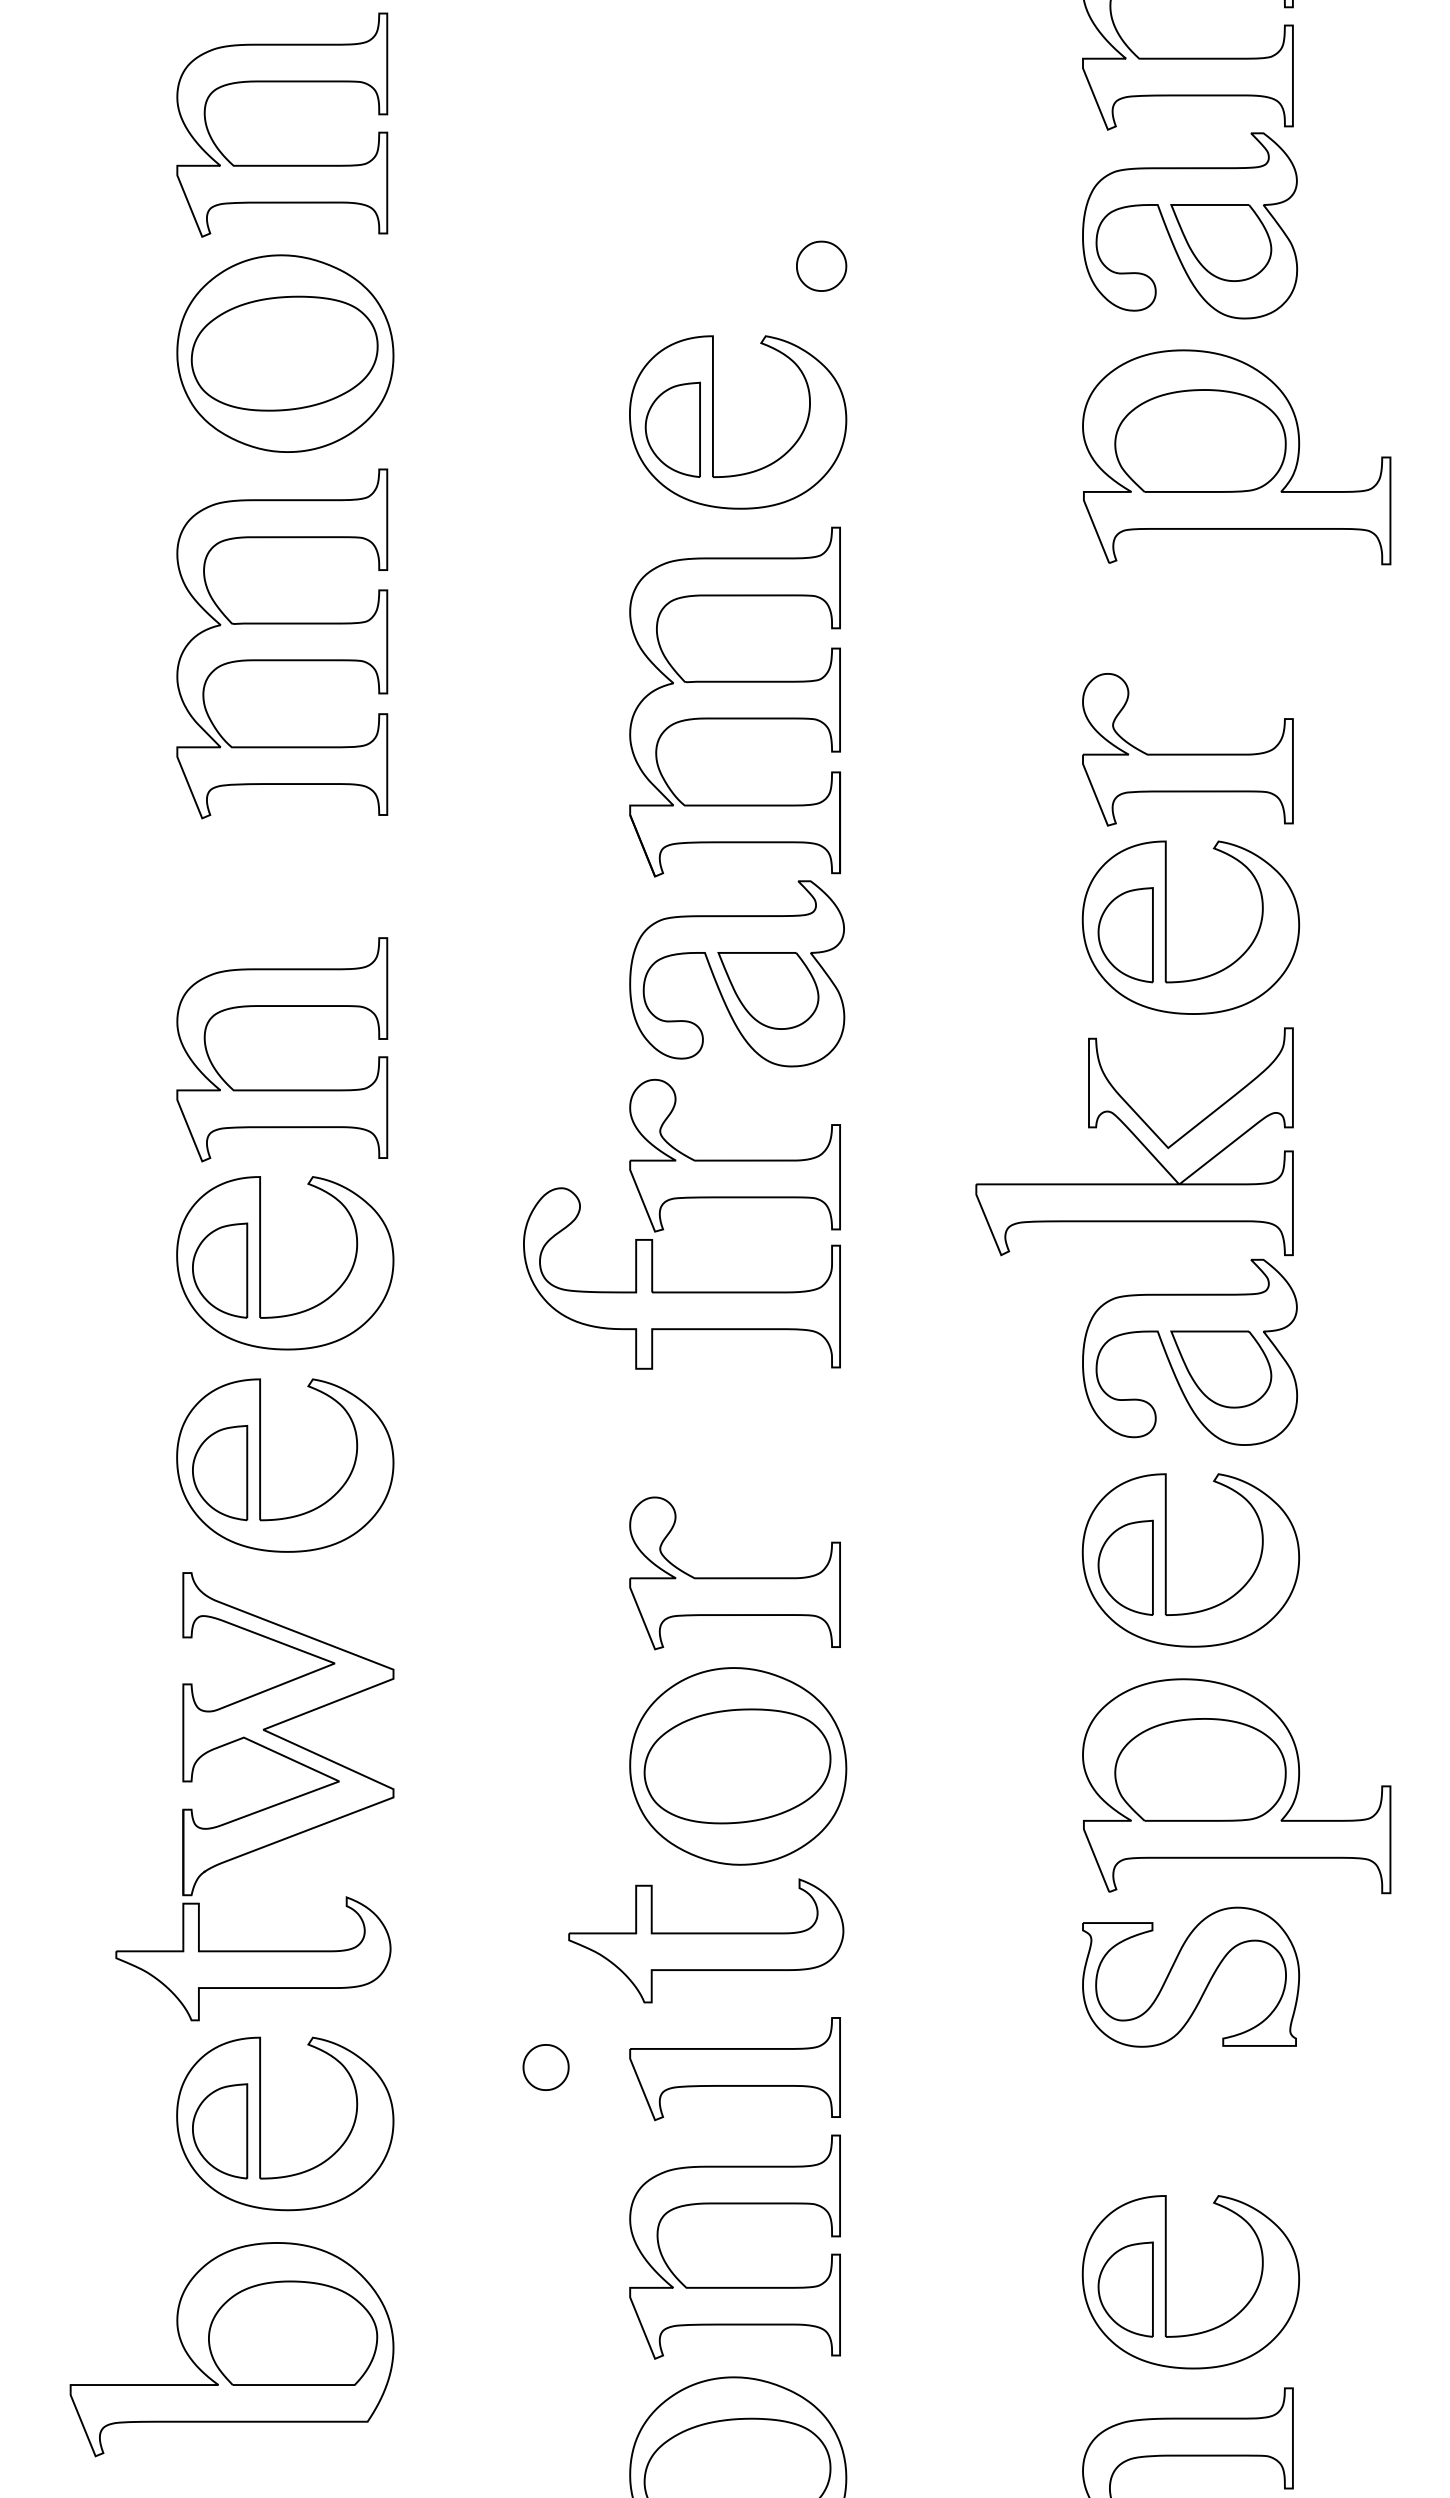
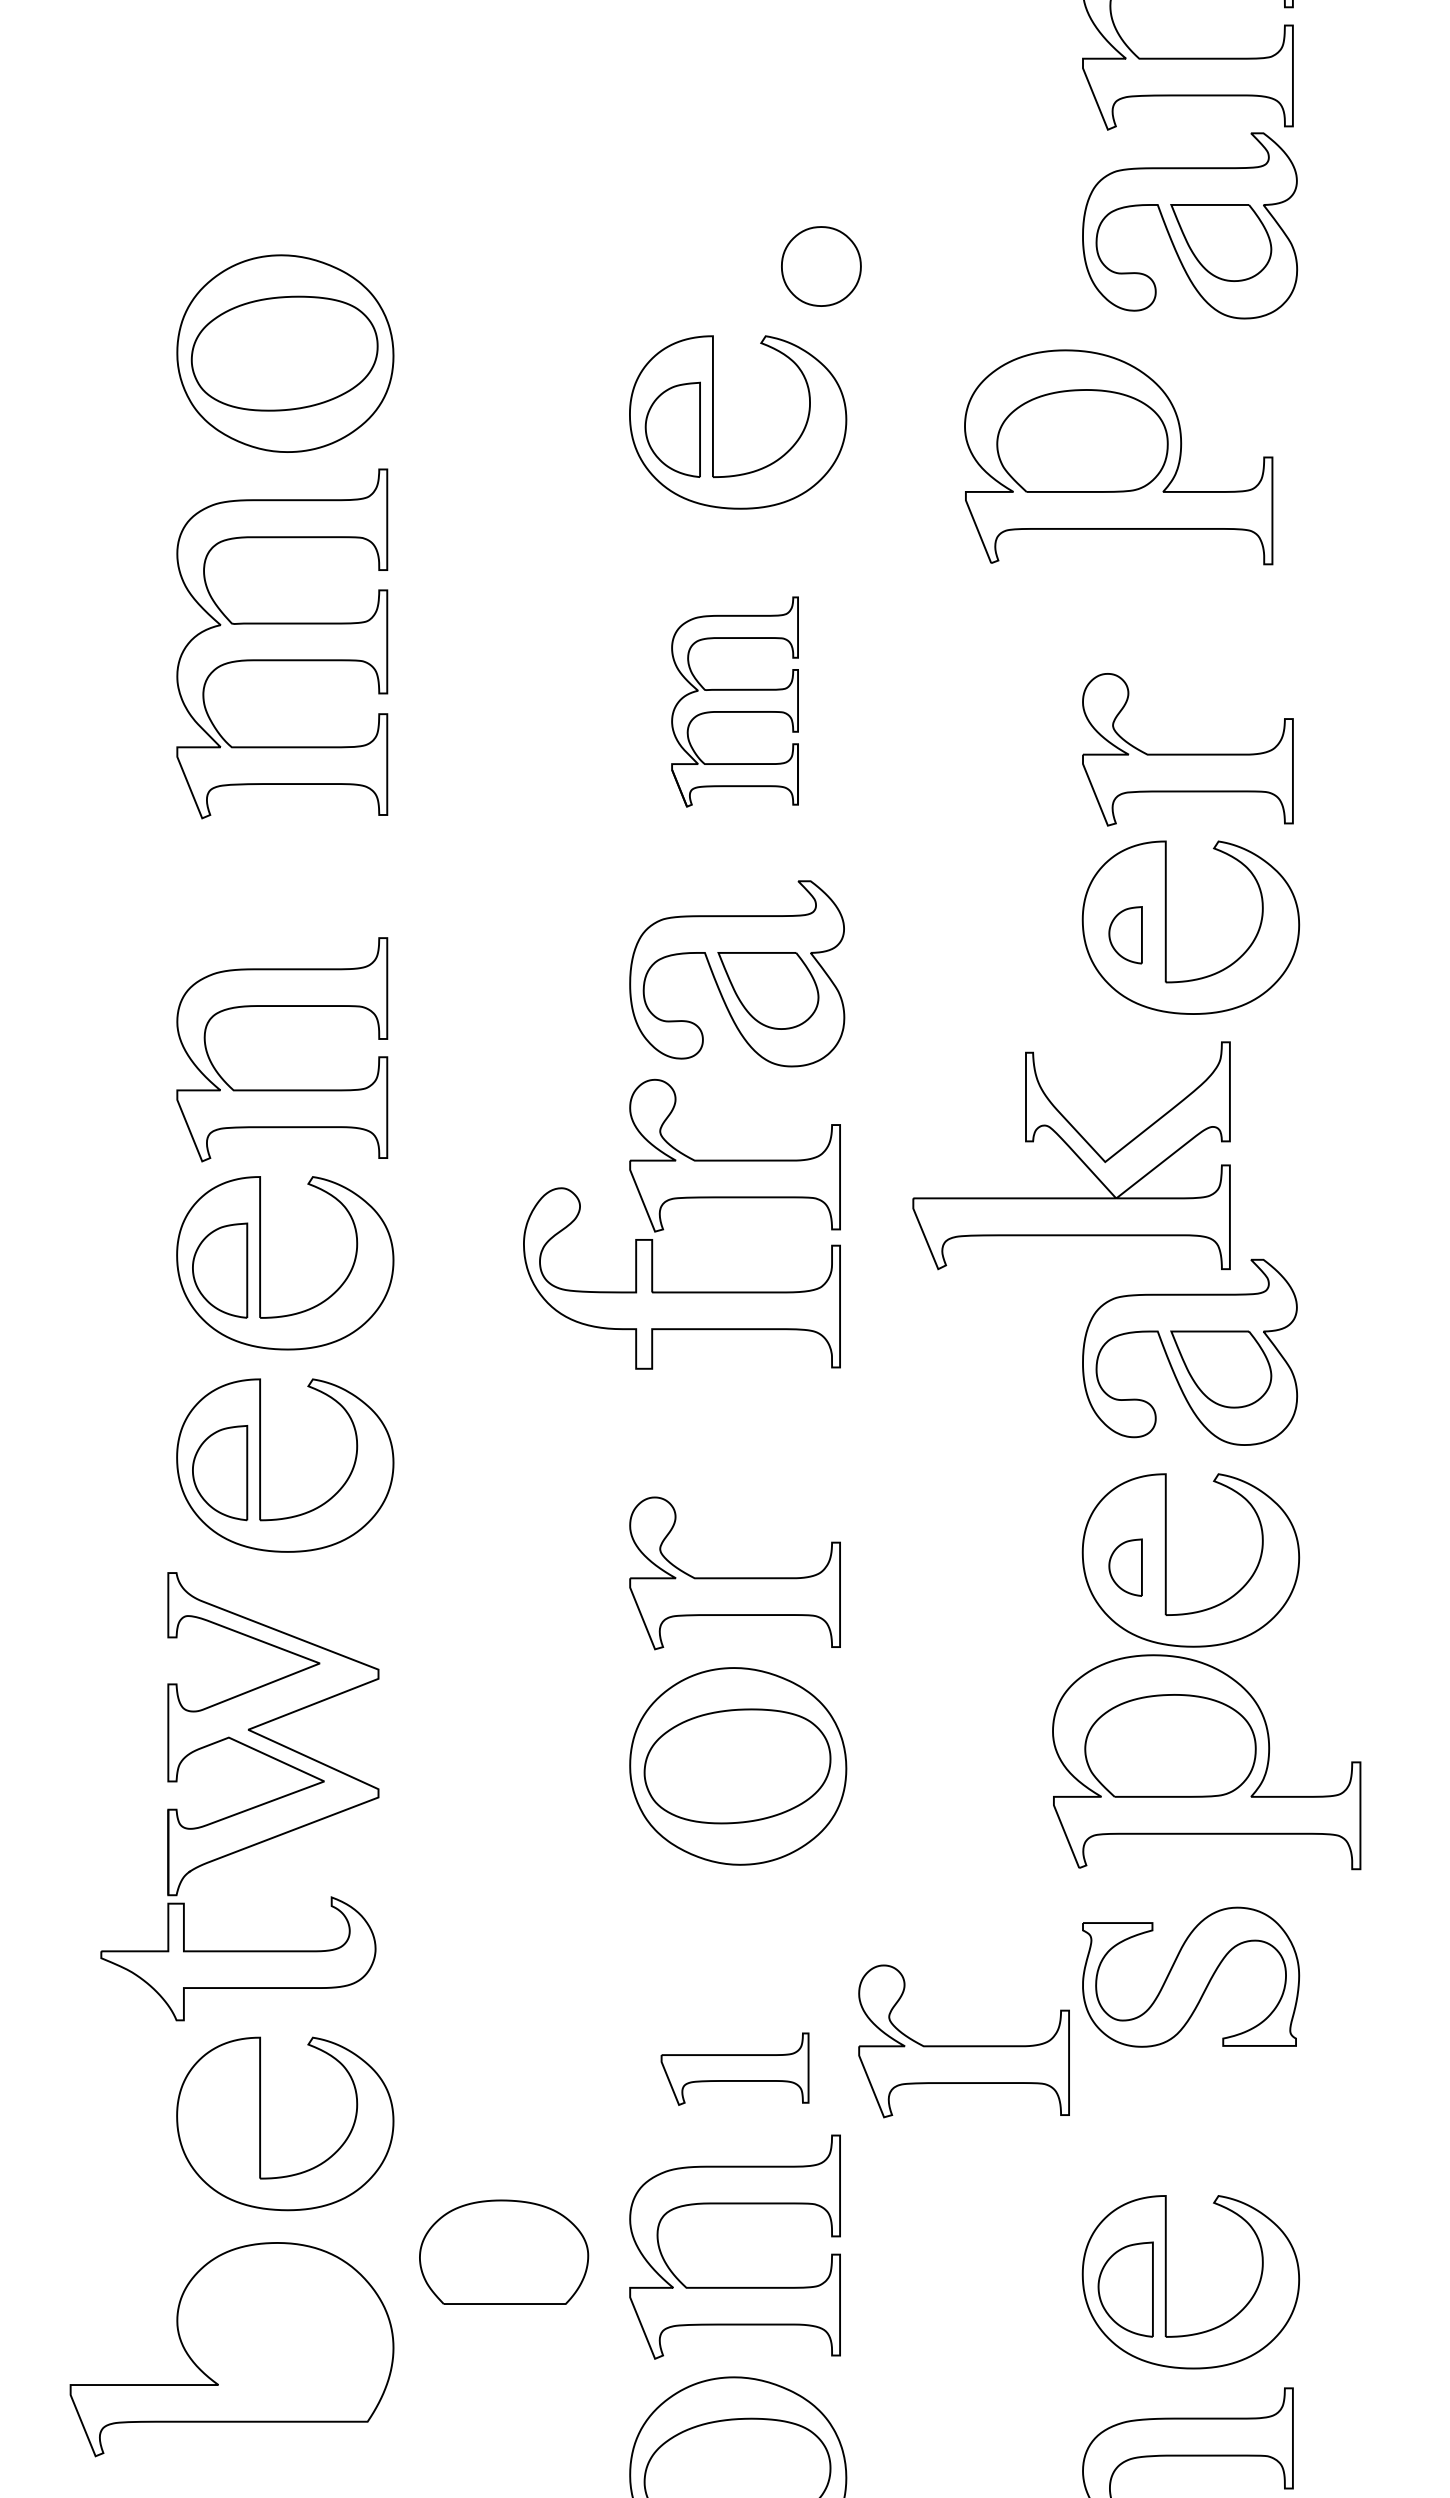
part: present -> none (282, 164)
part size: 52x52 px -> 81x81 px (821, 266)
part position: (1236, 457) -> (1118, 457) (1118, 457)
part size: 212x352 px -> 128x212 px (734, 701)
part size: 57x97 px -> 35x59 px (1125, 935)
part position: (1134, 1141) -> (1071, 1155) (1071, 1155)
part size: 57x97 px -> 35x59 px (1125, 1567)
part position: (1236, 1786) -> (1206, 1762) (1206, 1762)
part position: (260, 1809) -> (245, 1809) (245, 1809)
part: present -> none (706, 1940)
part: none -> present (963, 2041)
part: present -> none (545, 2067)
part size: 212x105 px -> 150x74 px (734, 2068)
part: present -> none (220, 2131)
part position: (293, 2332) -> (504, 2251) (504, 2251)
